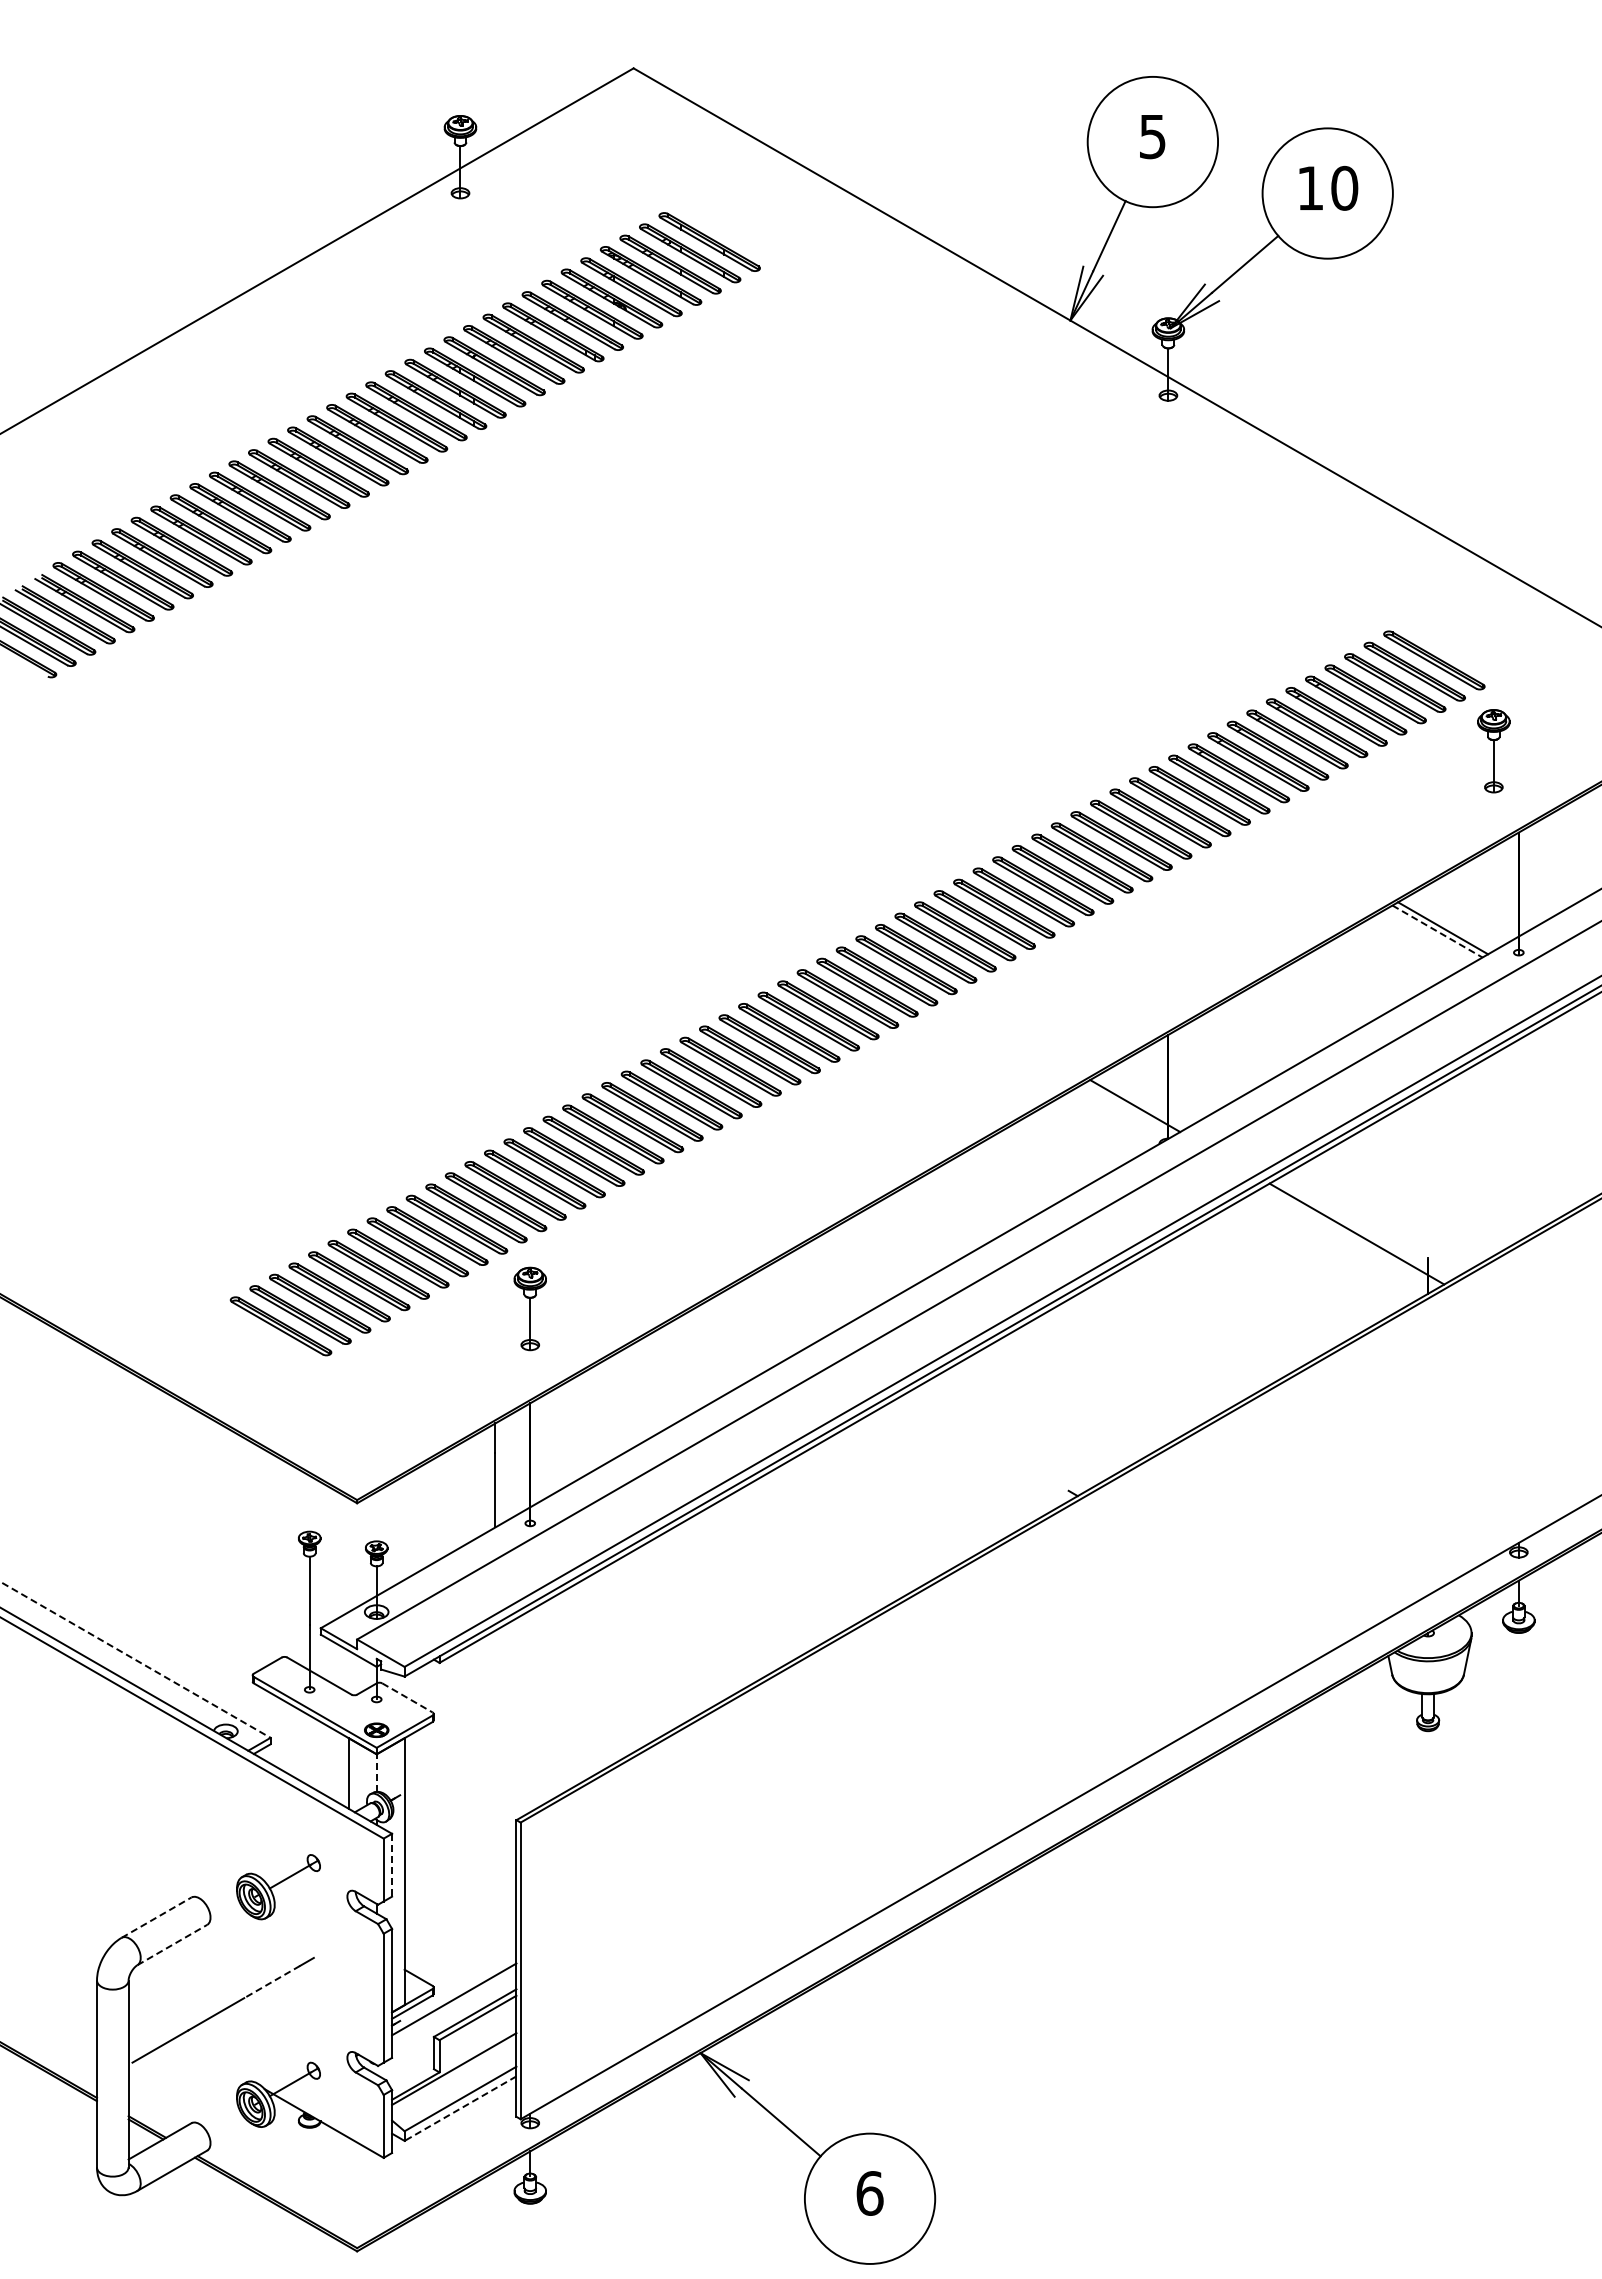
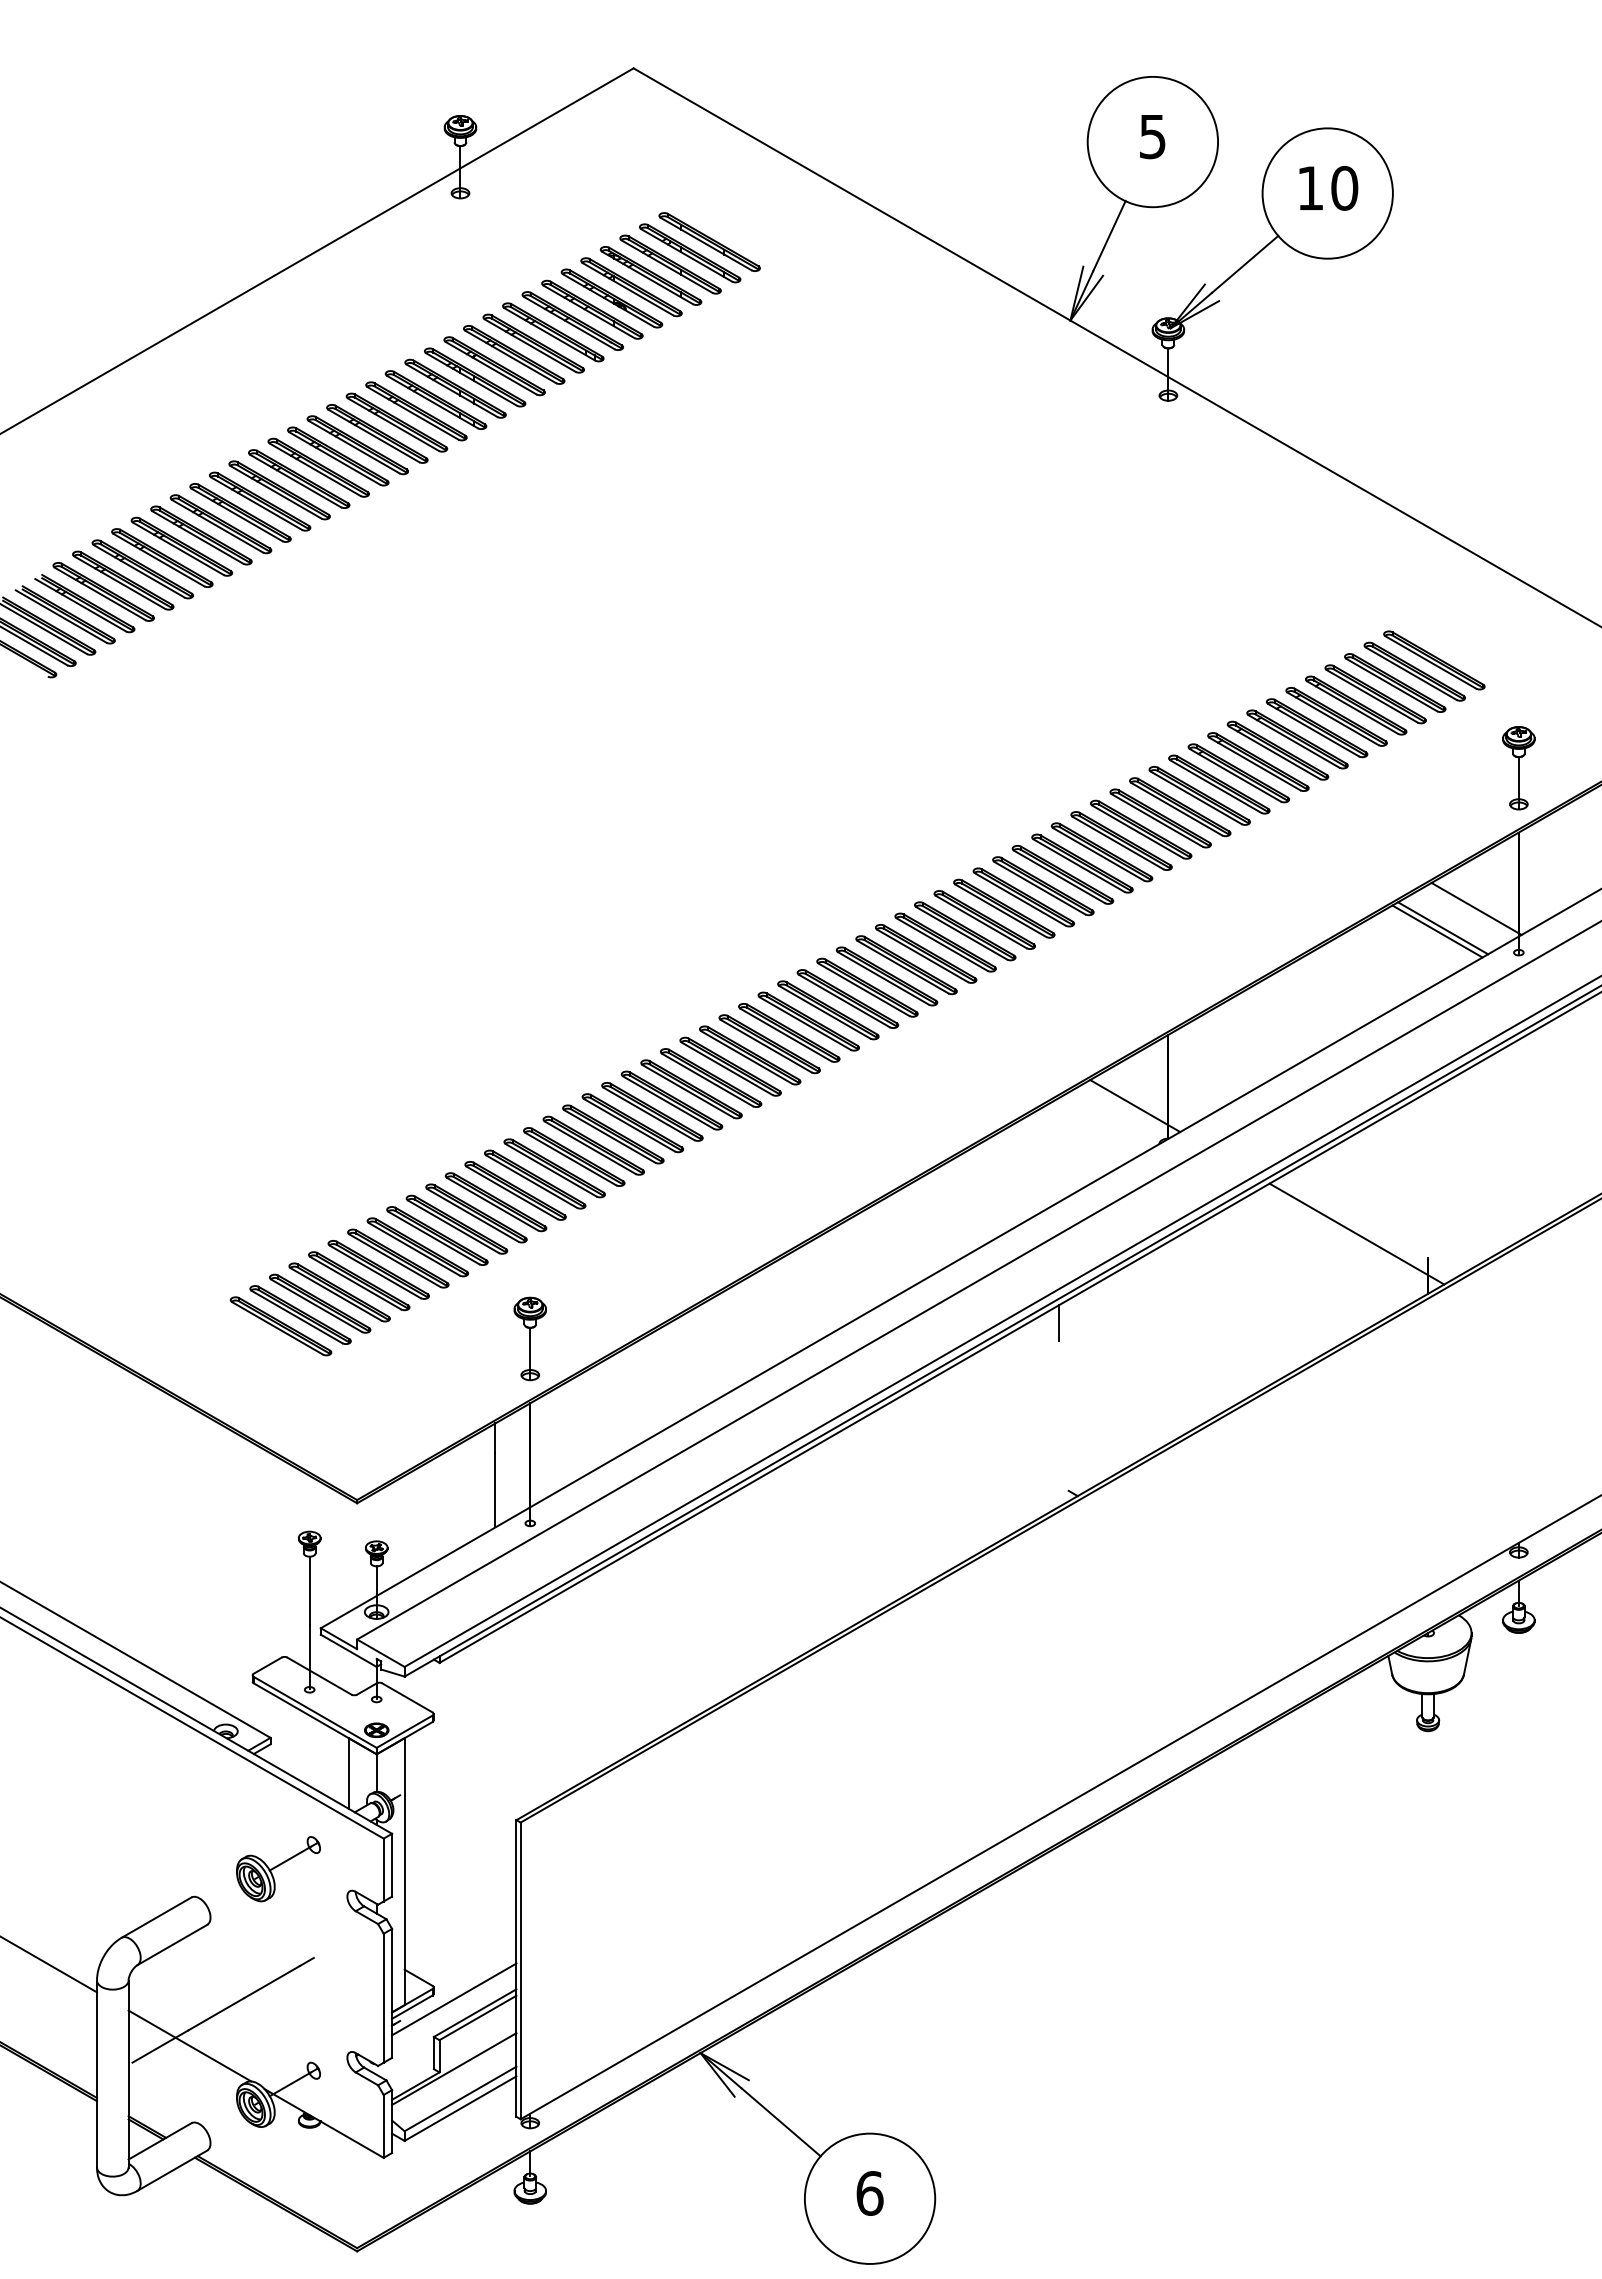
part position: (1493, 751) -> (1518, 768) (1518, 768)
line: none -> present (1476, 908)
line: dashed -> solid (1437, 931)
part position: (529, 1308) -> (529, 1338) (529, 1338)
line: none -> present (1059, 1323)
line: dashed -> solid (135, 1659)
line: dashed -> solid (407, 1698)
line: dashed -> solid (376, 1773)
line: dashed -> solid (392, 1865)
part position: (278, 1887) -> (278, 1869) (278, 1869)
line: dashed -> solid (157, 1917)
line: dashed -> solid (172, 1944)
line: none -> present (49, 1964)
line: dashed -> solid (271, 1982)
line: none -> present (189, 2045)
line: dashed -> solid (460, 2108)
